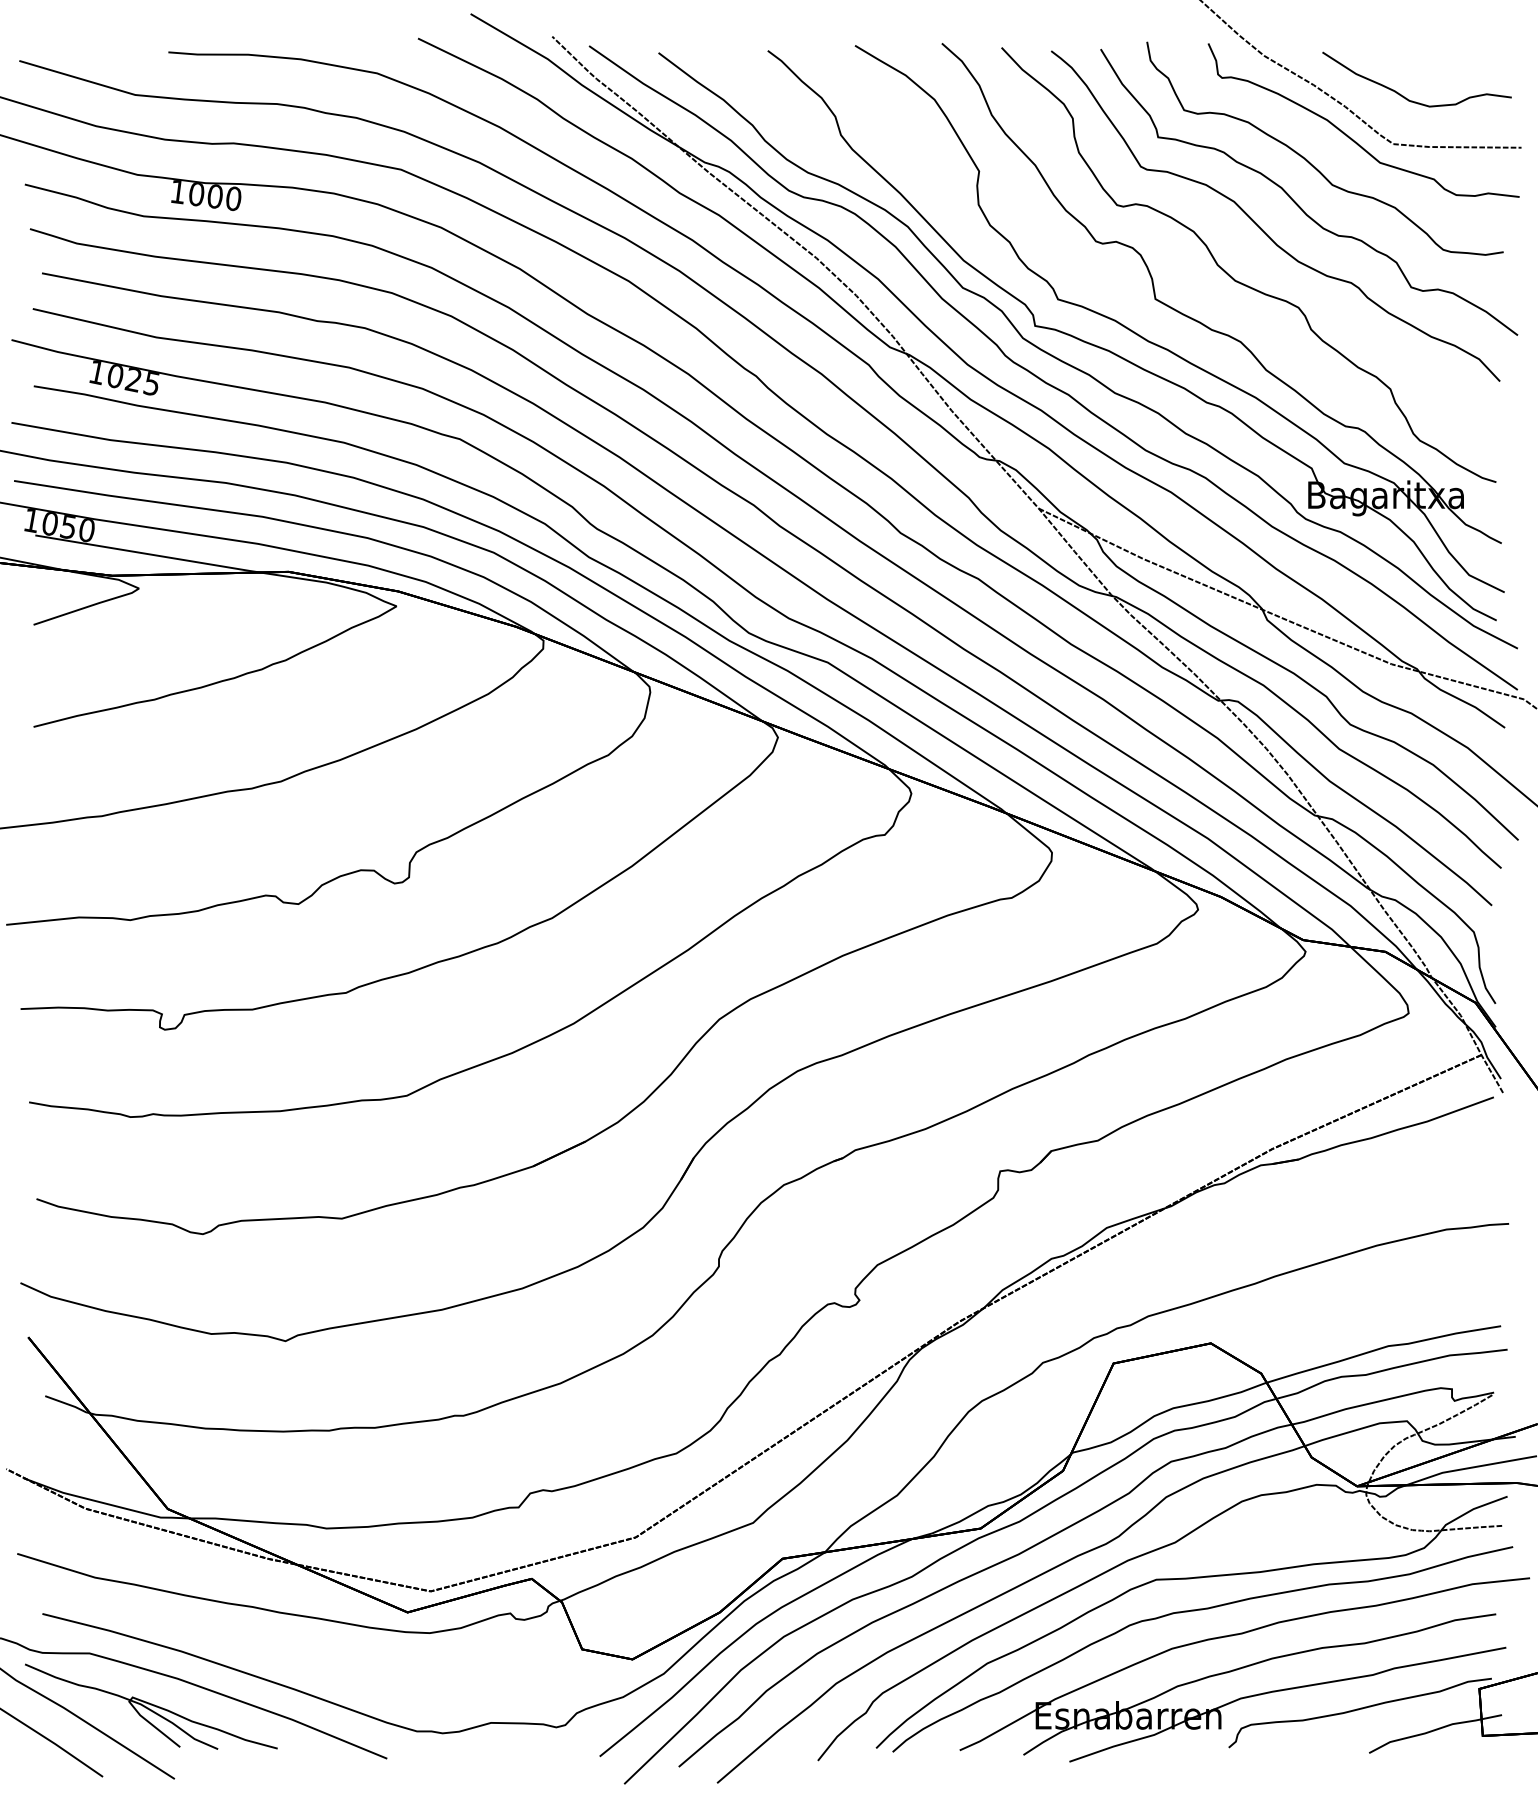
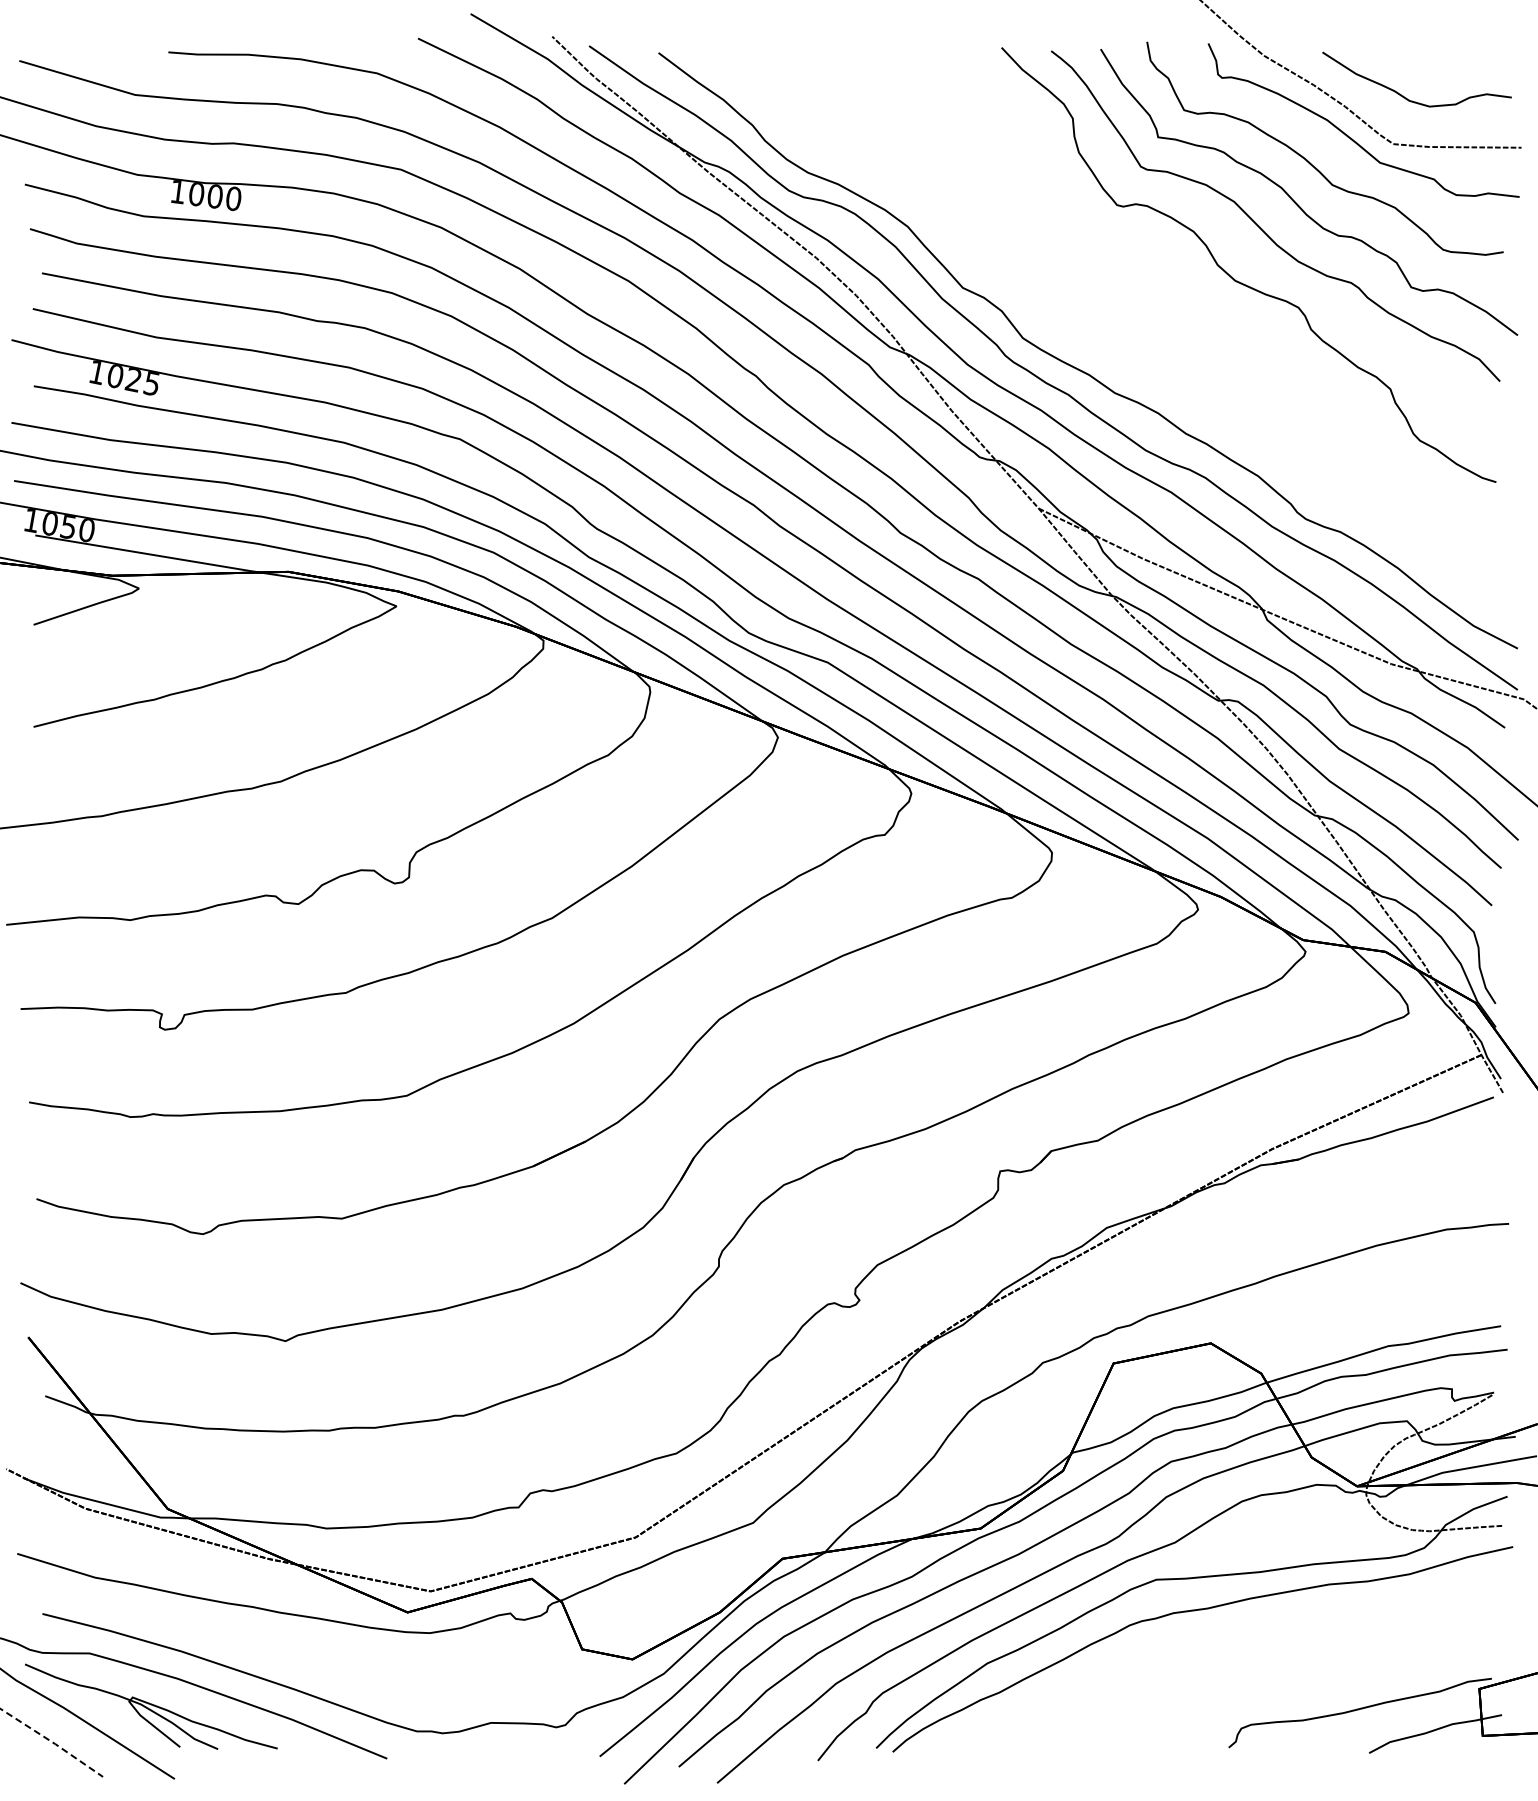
part: present -> none (1135, 332)
part: present -> none (1244, 1669)
line: solid -> dashed (52, 1742)
